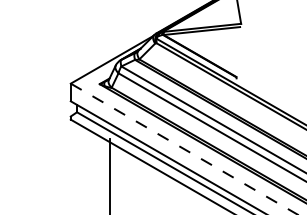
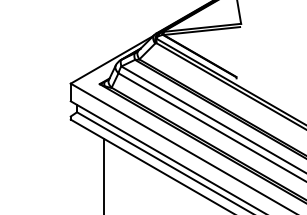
line: dashed -> solid (184, 149)
line position: (110, 175) -> (104, 175) (104, 175)
